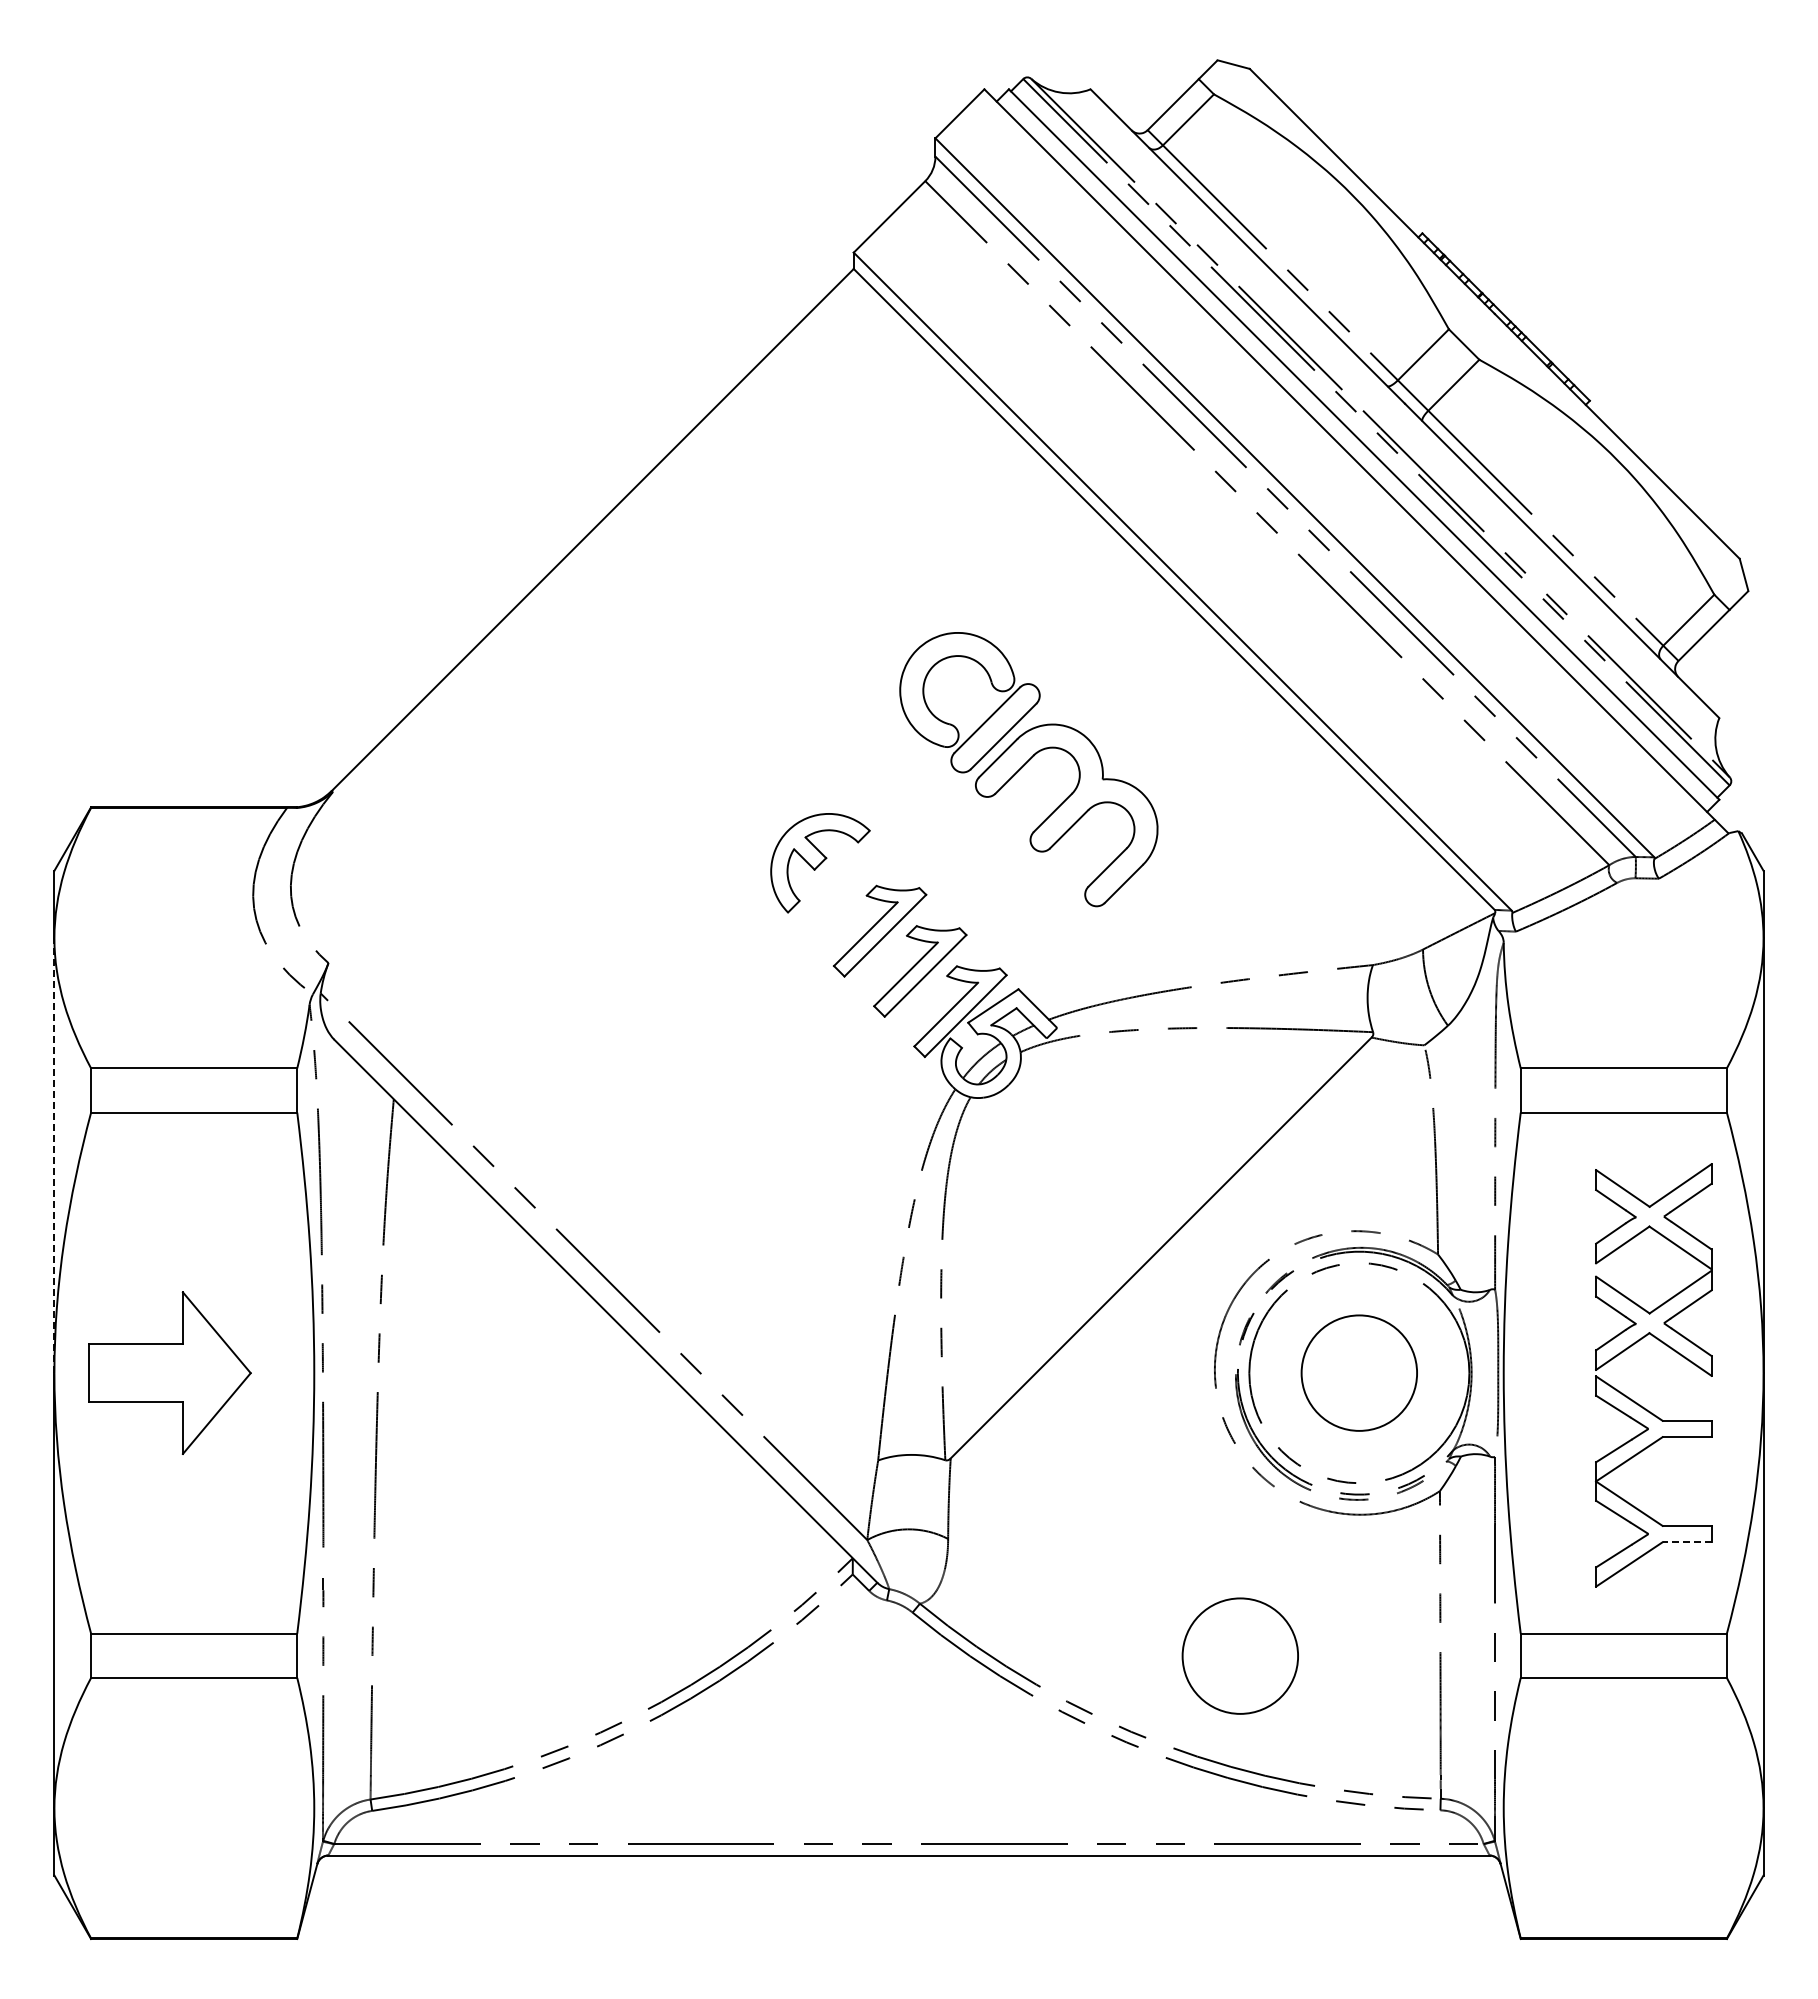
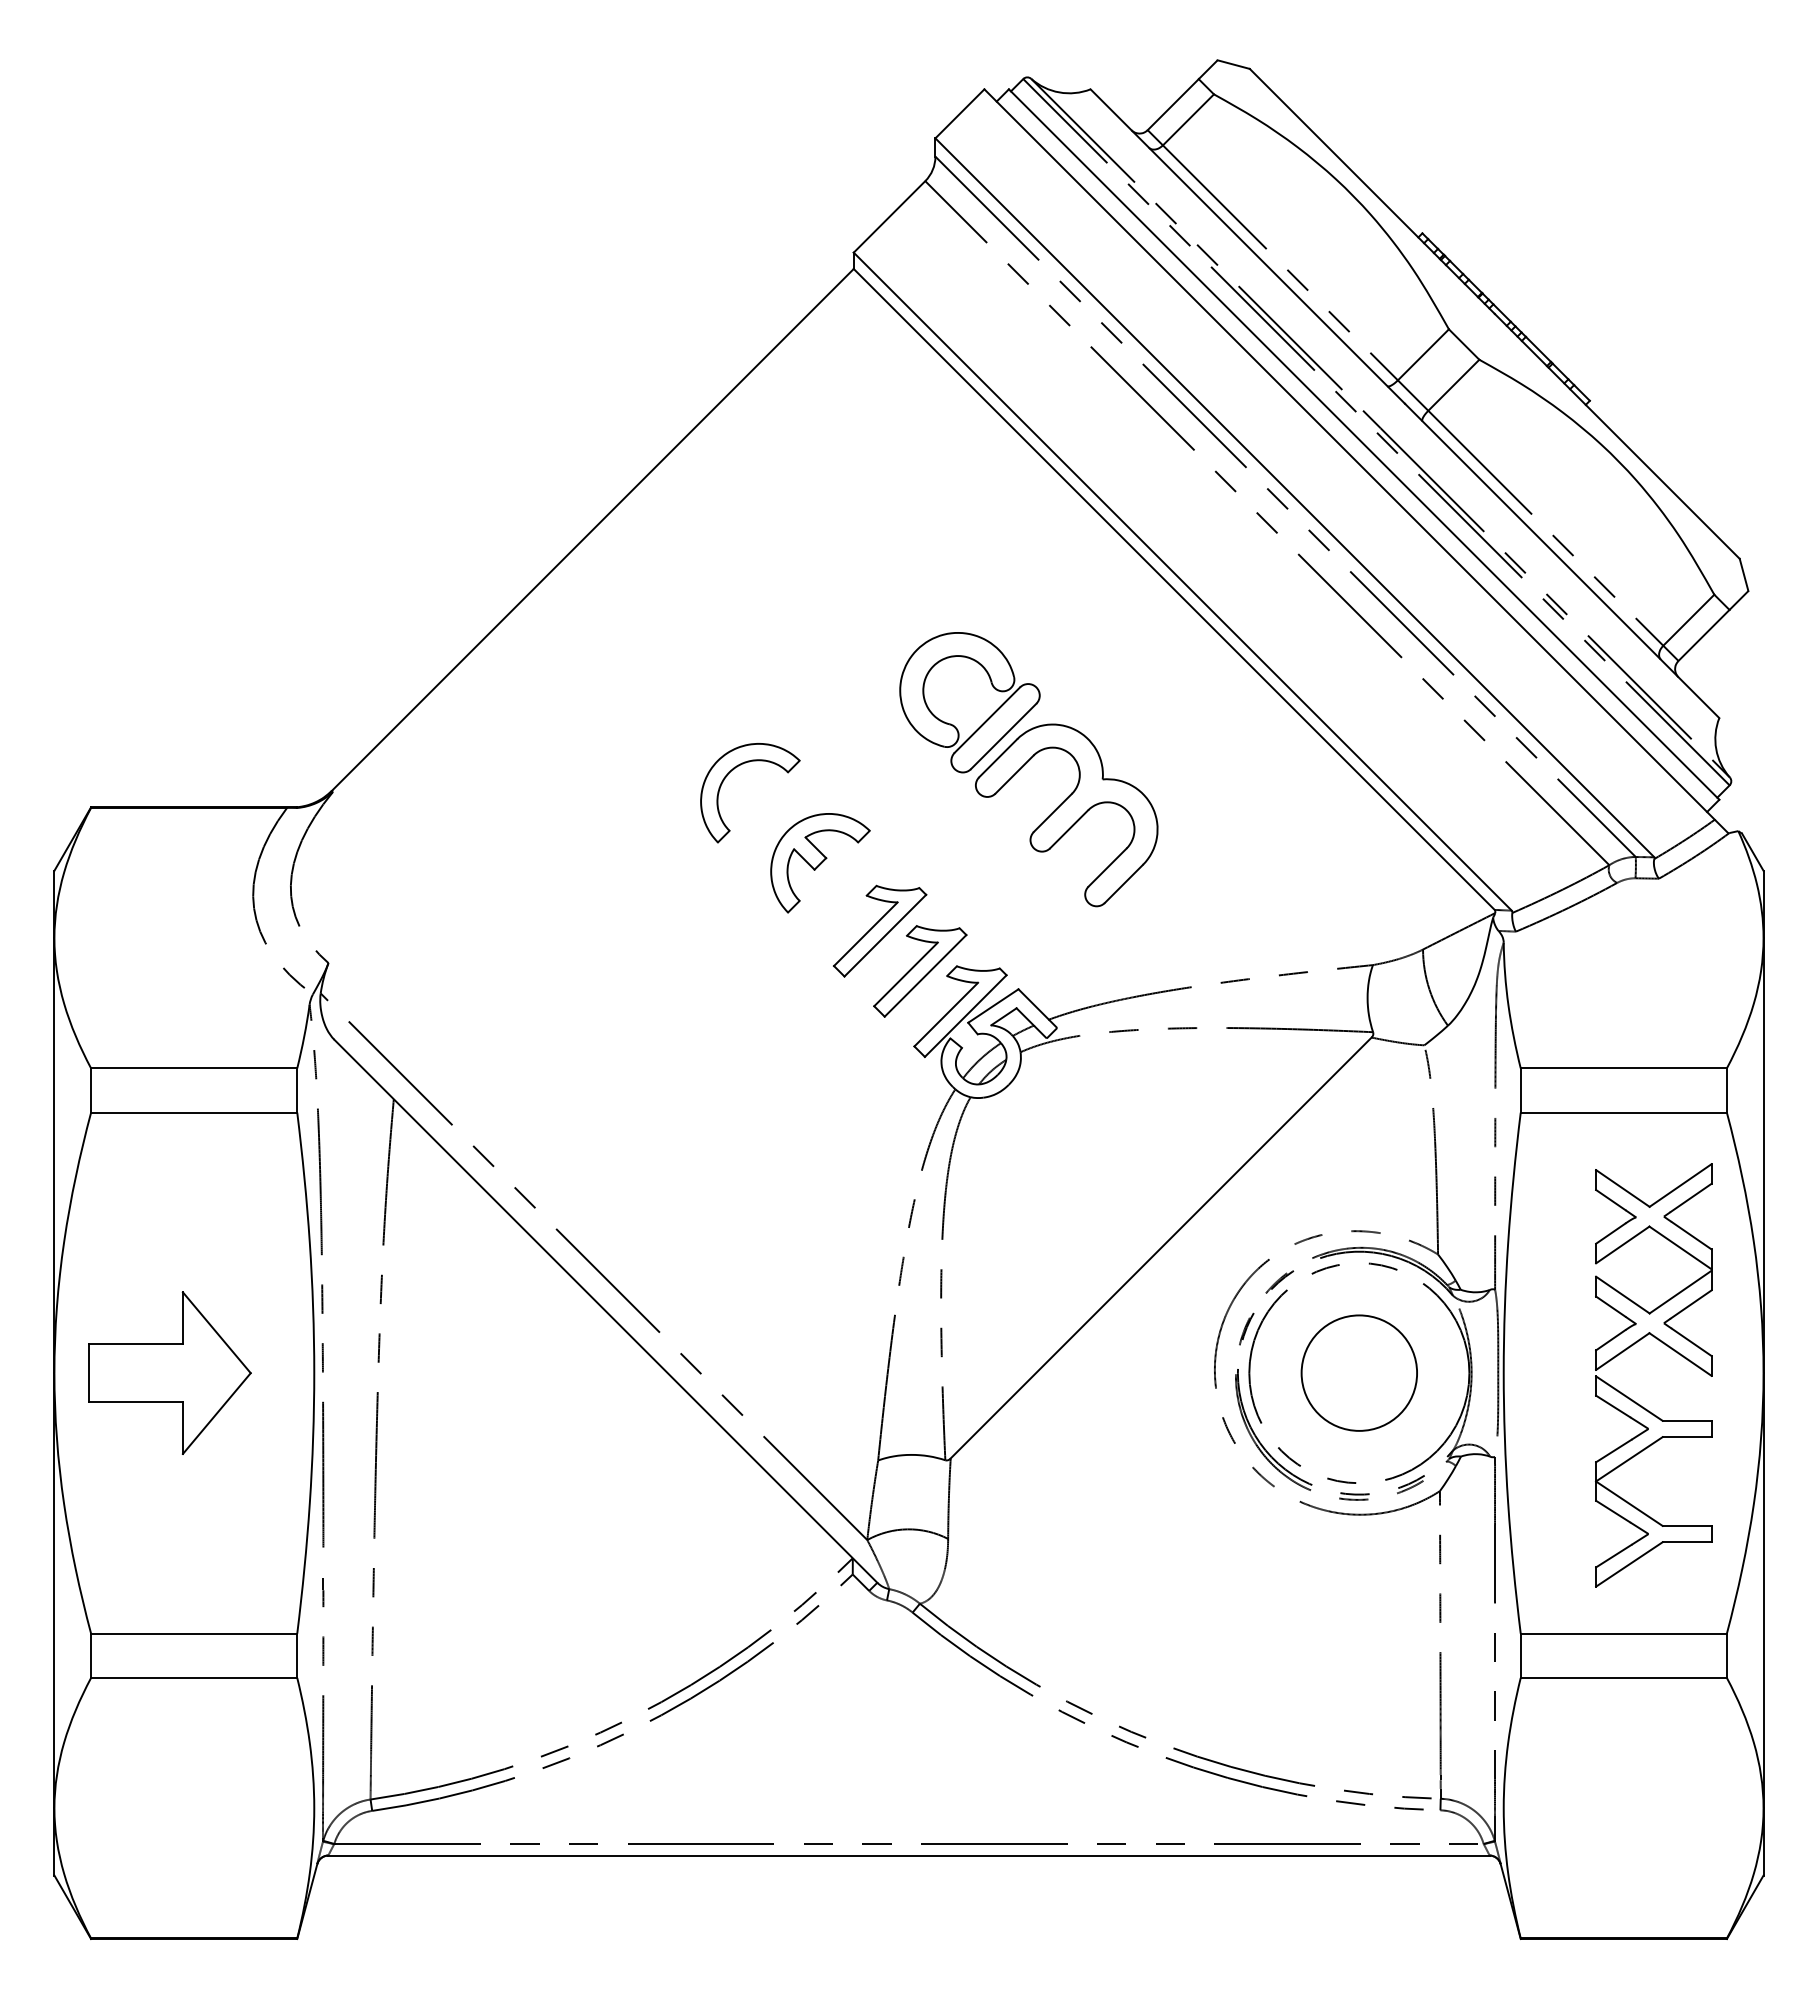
part: none -> present (733, 770)
line: dashed -> solid (54, 1155)
line: dashed -> solid (1686, 1542)
circle: present -> none (1239, 1655)
